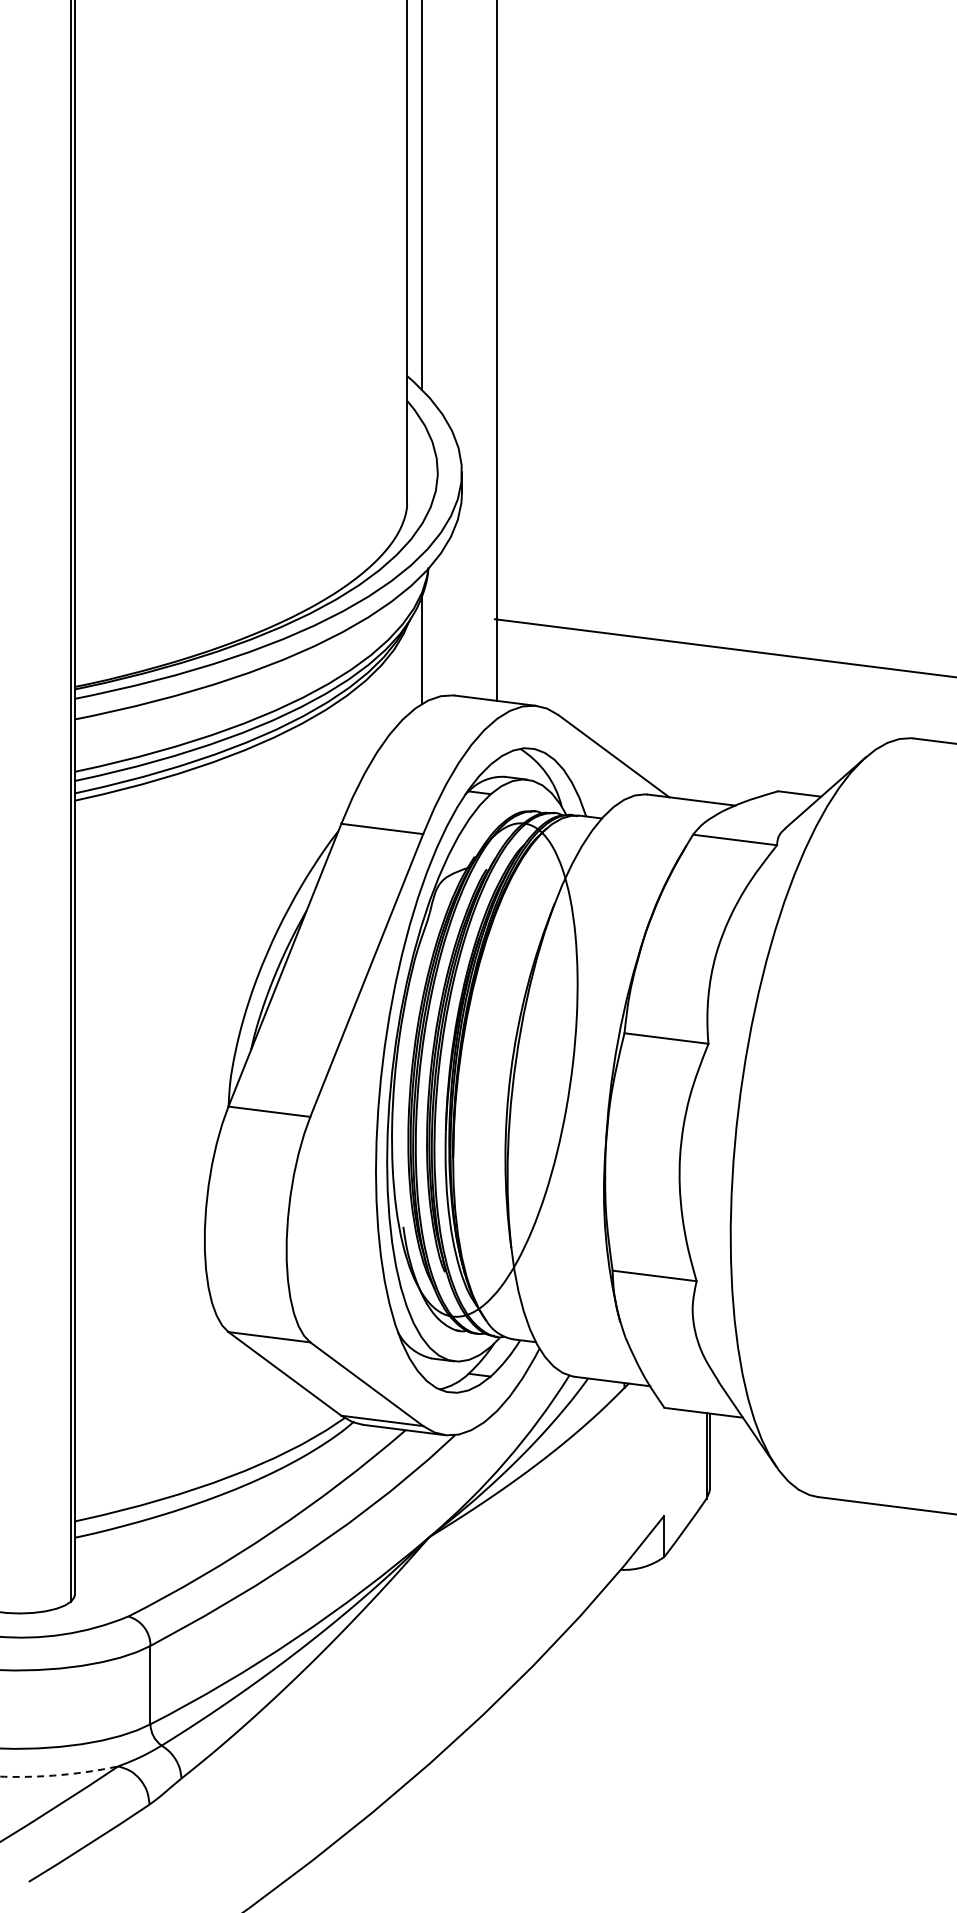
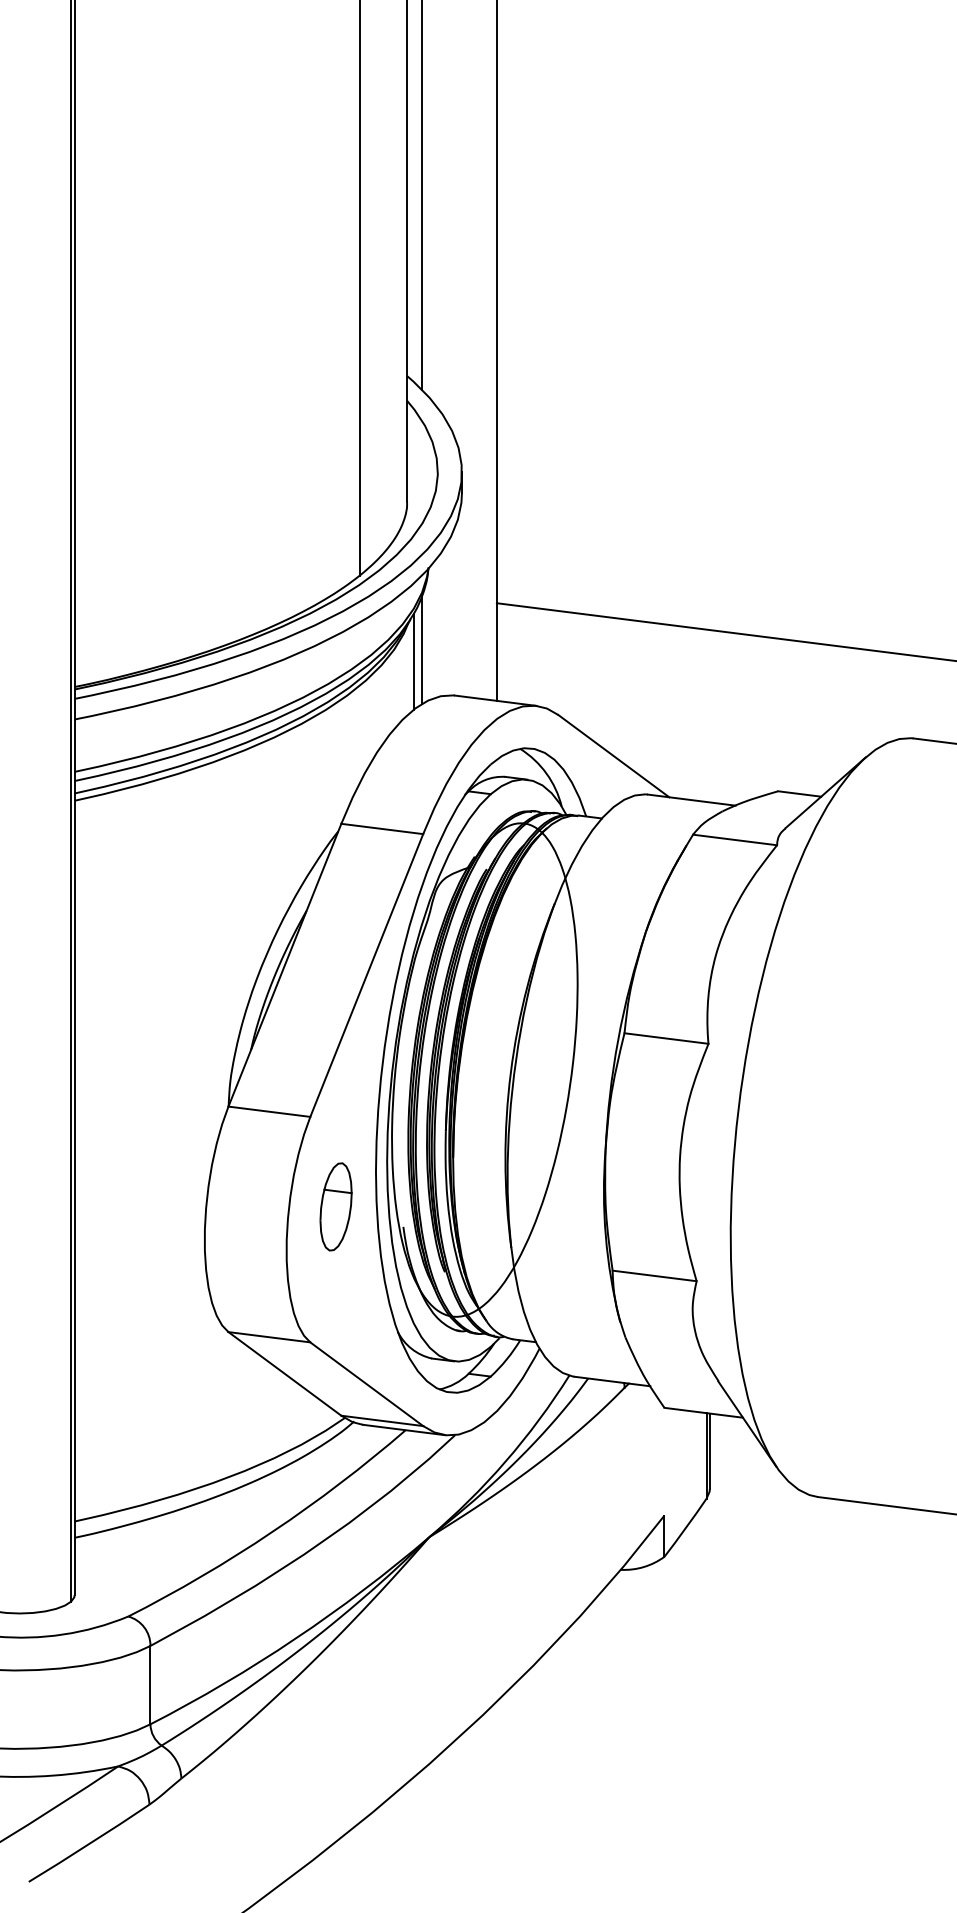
line: none -> present (359, 288)
line position: (723, 648) -> (724, 631) (724, 631)
line: none -> present (413, 661)
part: none -> present (335, 1206)
arc: dashed -> solid (59, 1775)
